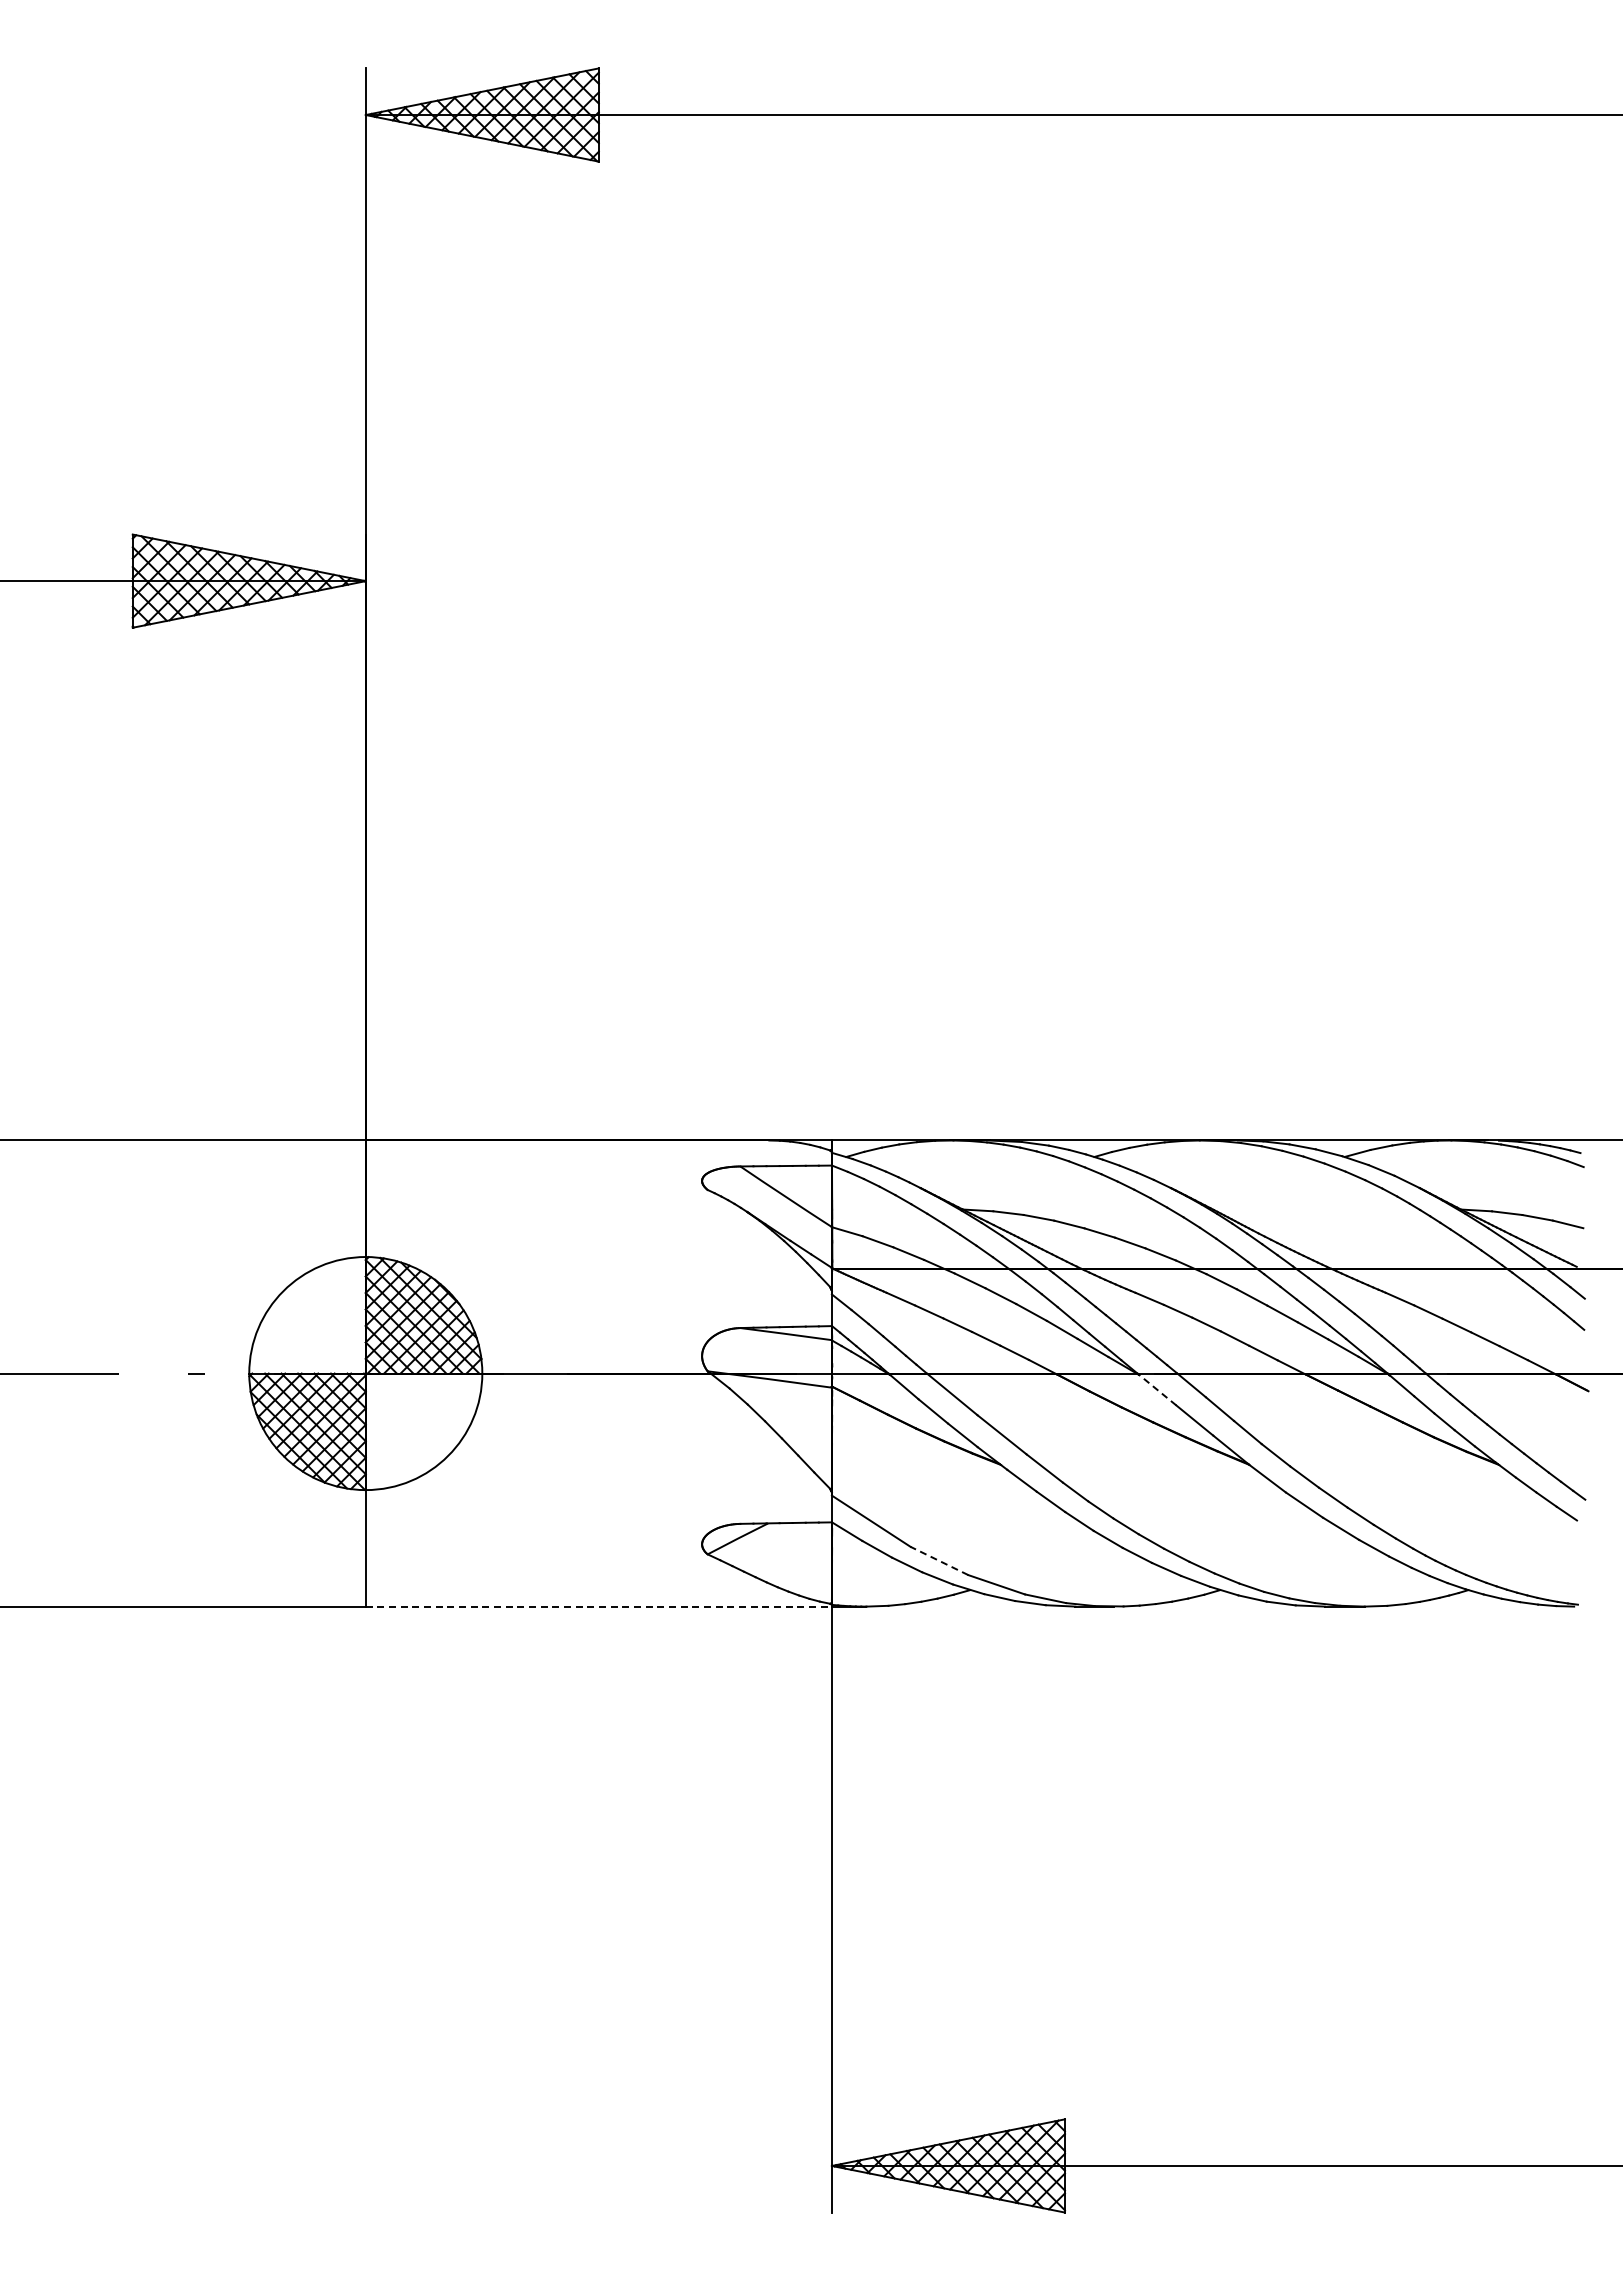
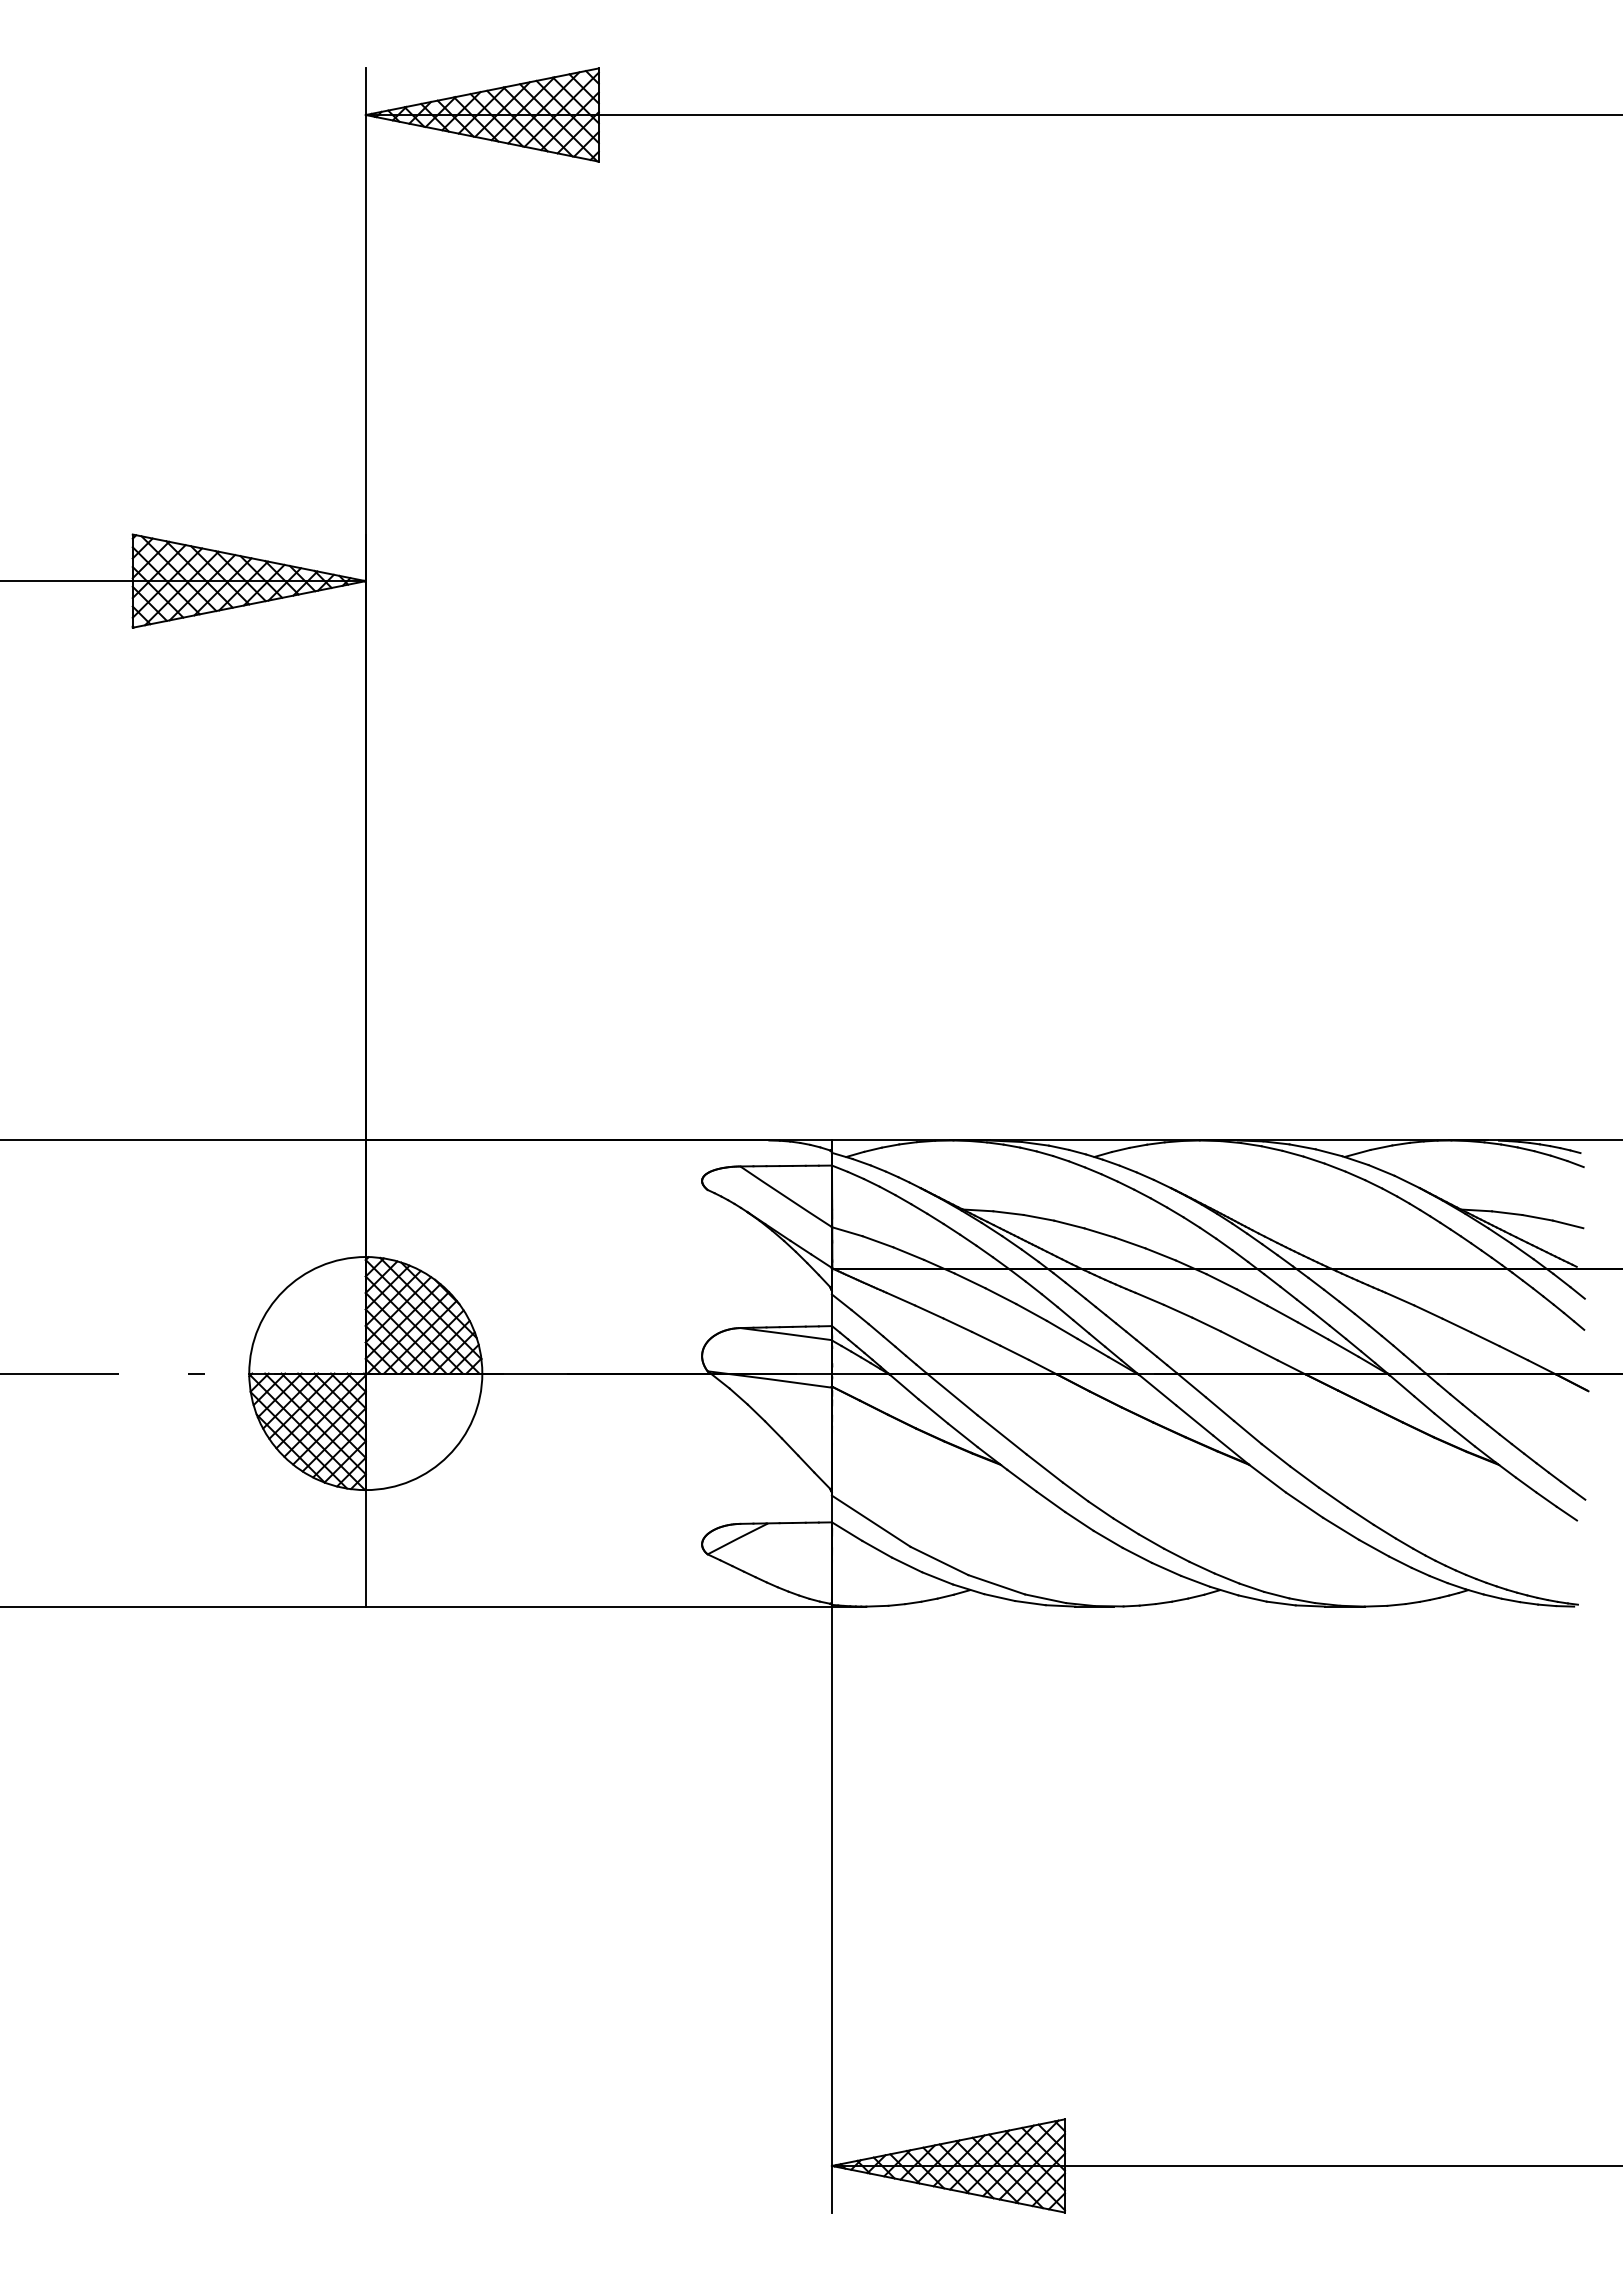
line: dashed -> solid (1157, 1389)
line: dashed -> solid (939, 1560)
line: dashed -> solid (599, 1606)
